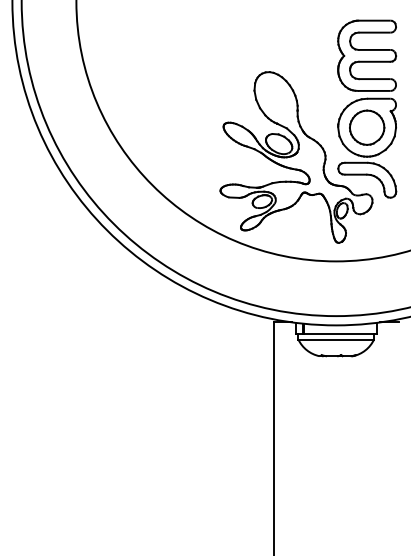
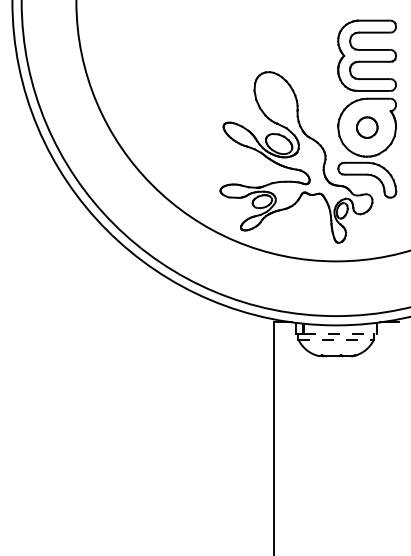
part size: 37x37 px -> 23x23 px (367, 127)
line: solid -> dashed (341, 333)
line: solid -> dashed (336, 339)
